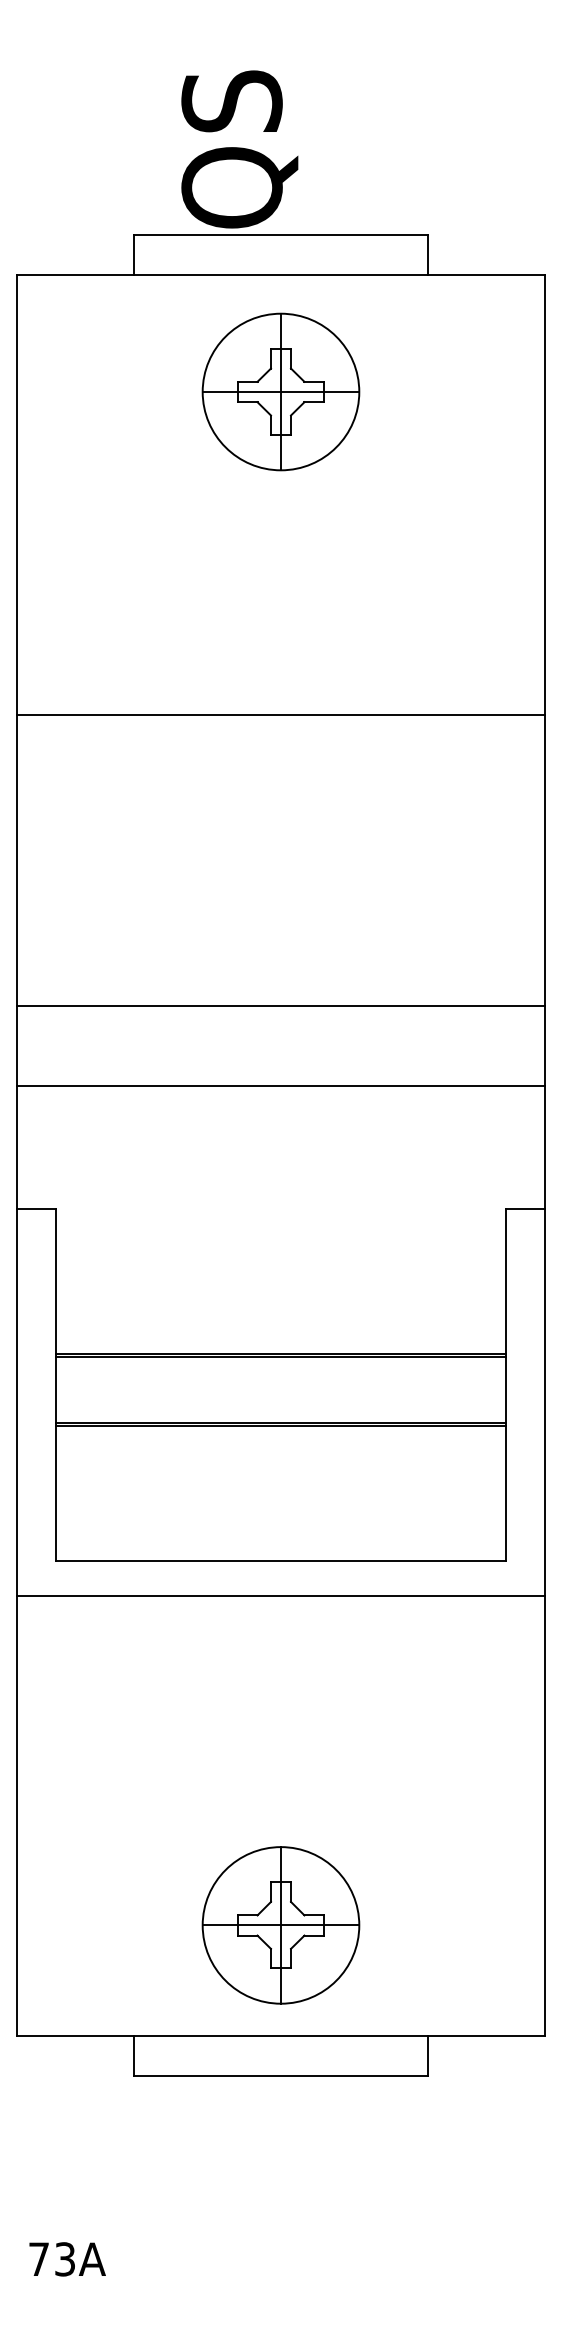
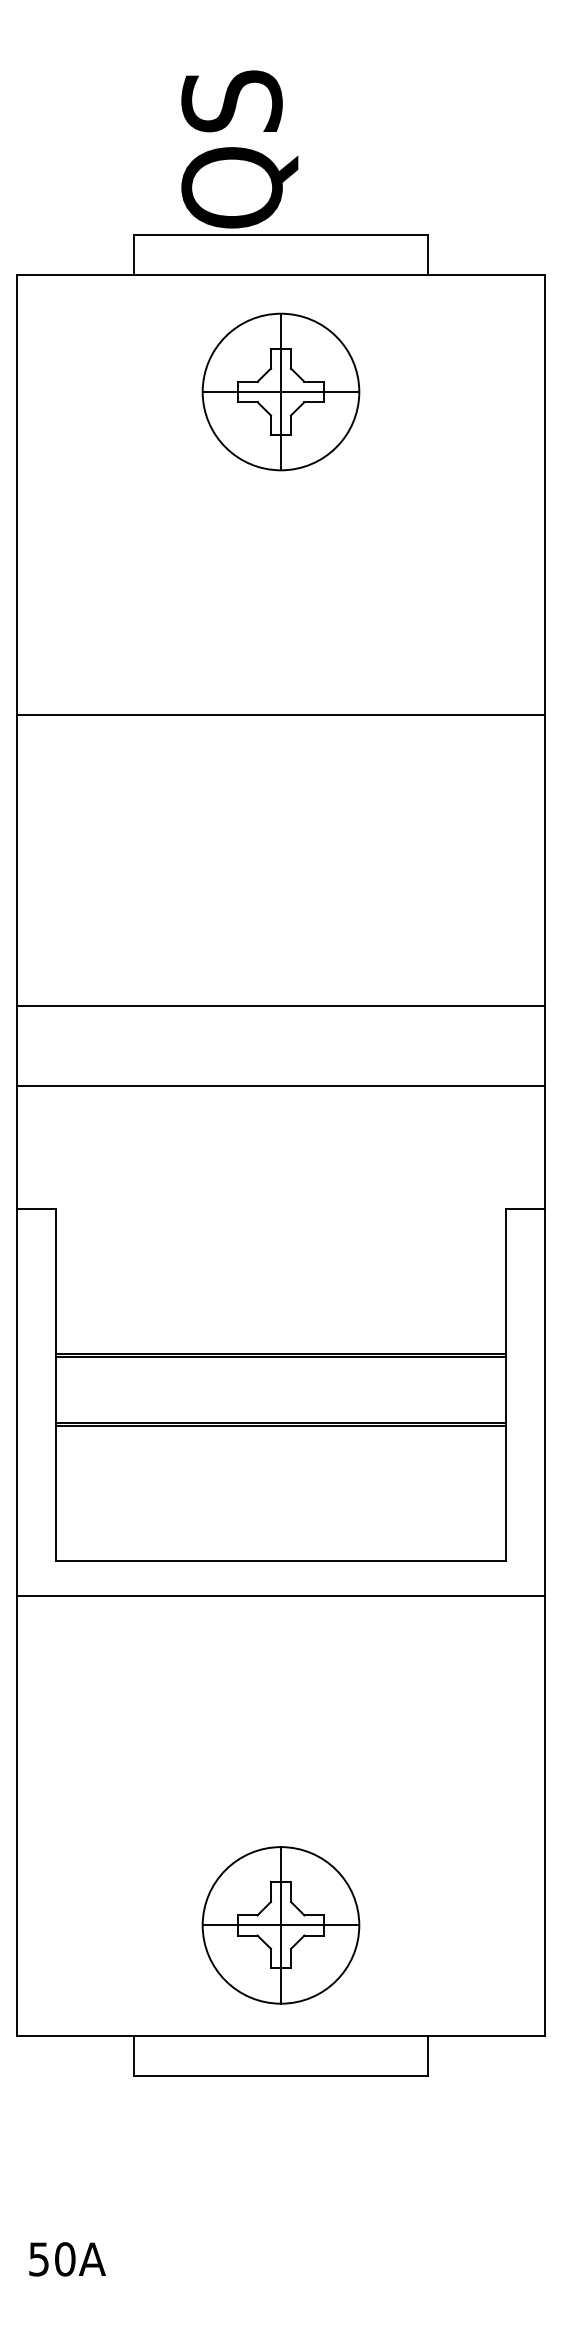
text: 73A -> 50A (52, 2259)
